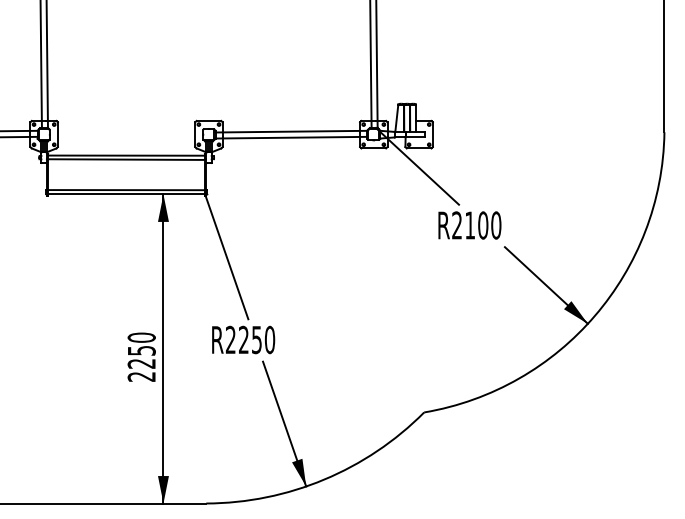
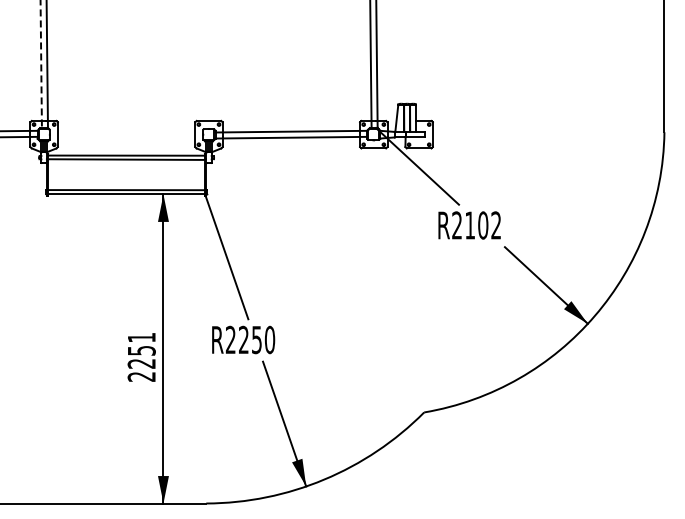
line: solid -> dashed (41, 64)
text: R2100 -> R2102 (496, 225)
text: 2250 -> 2251 (141, 337)
